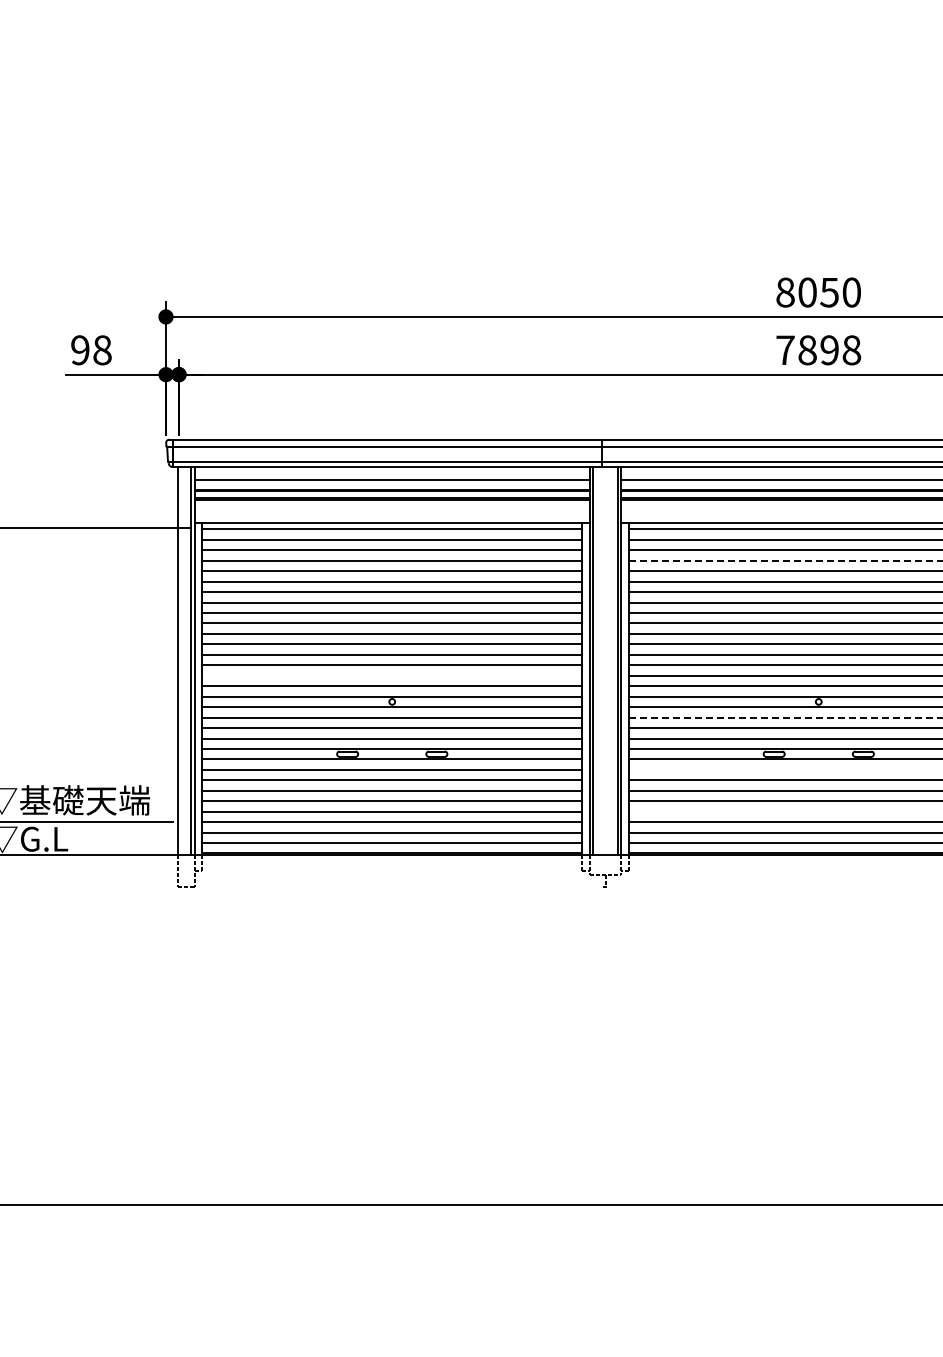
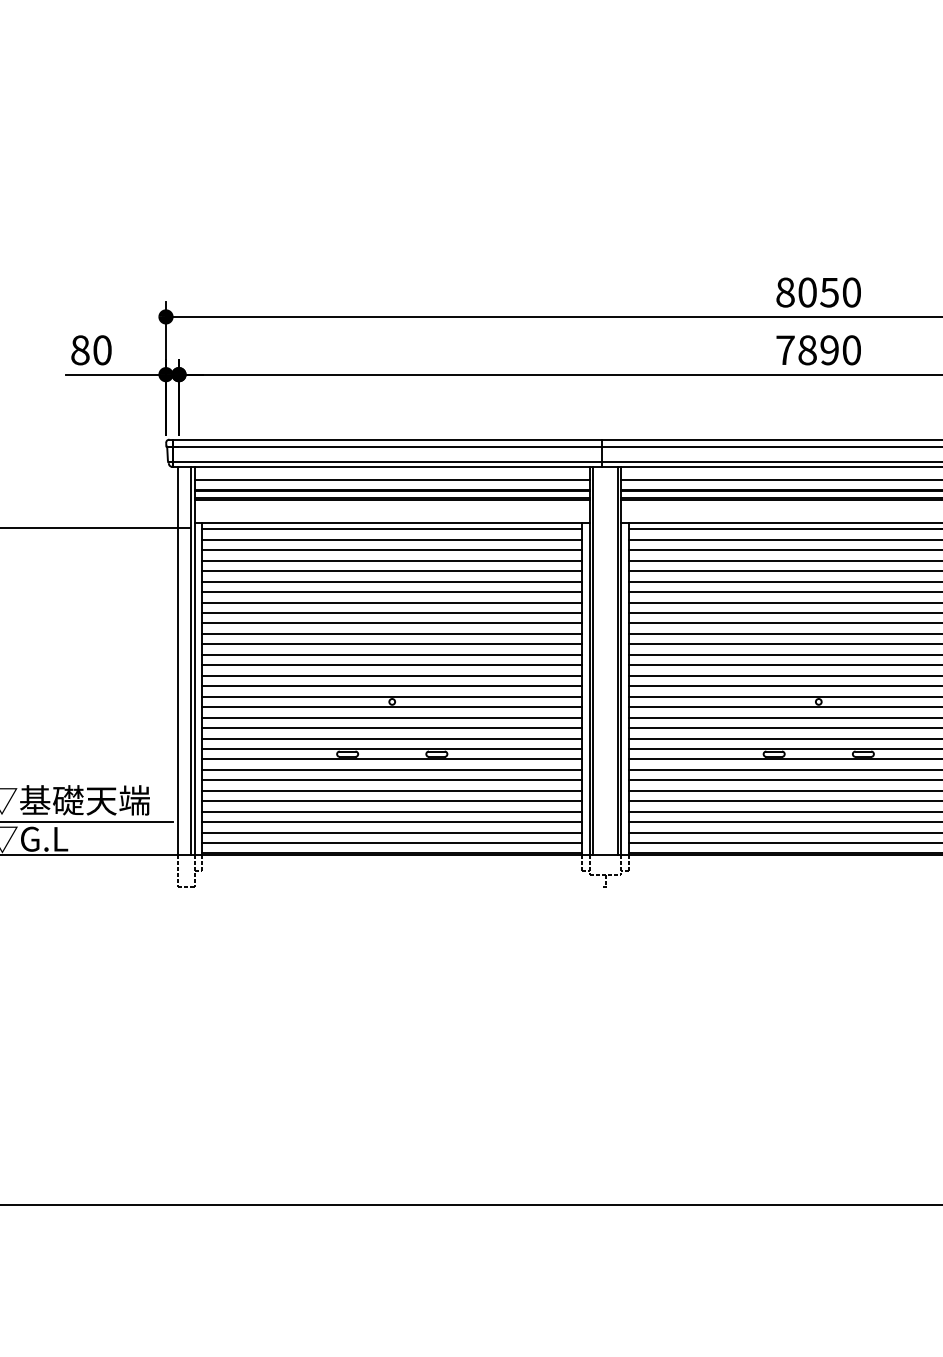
text: 98 -> 80 (91, 350)
text: 7898 -> 7890 (851, 350)
line: dashed -> solid (785, 560)
line: none -> present (392, 675)
line: dashed -> solid (785, 717)
line: none -> present (783, 769)
line: none -> present (783, 811)
